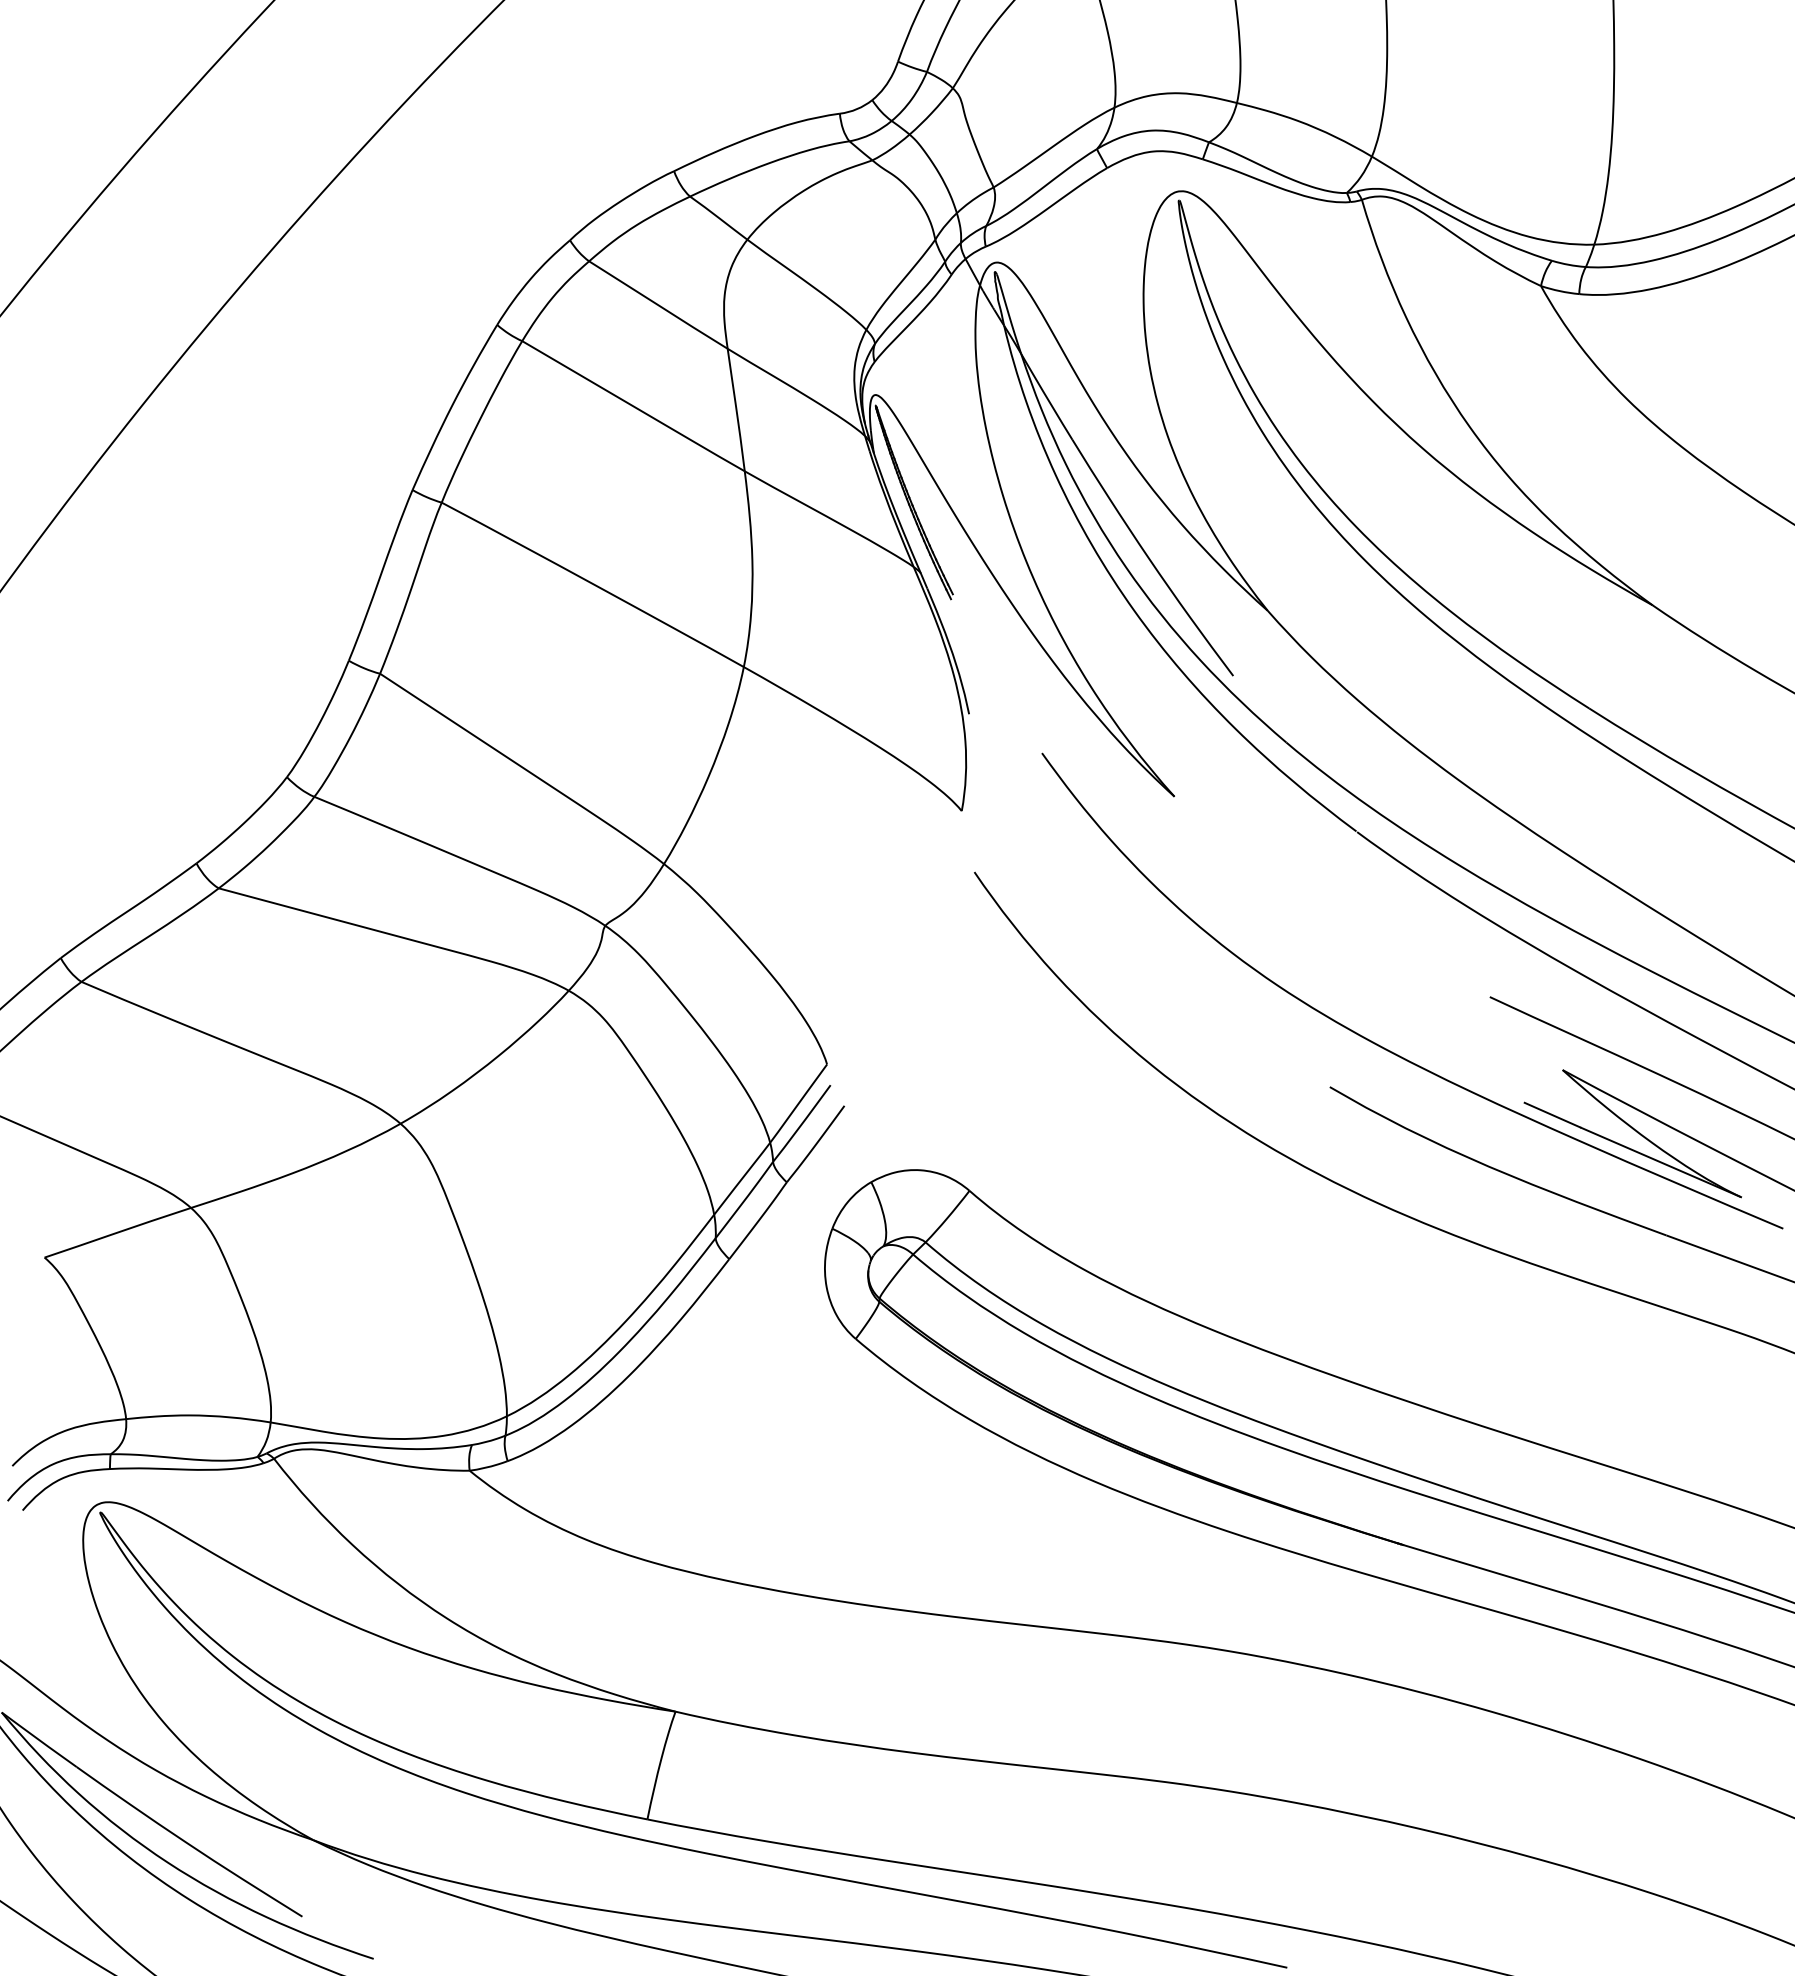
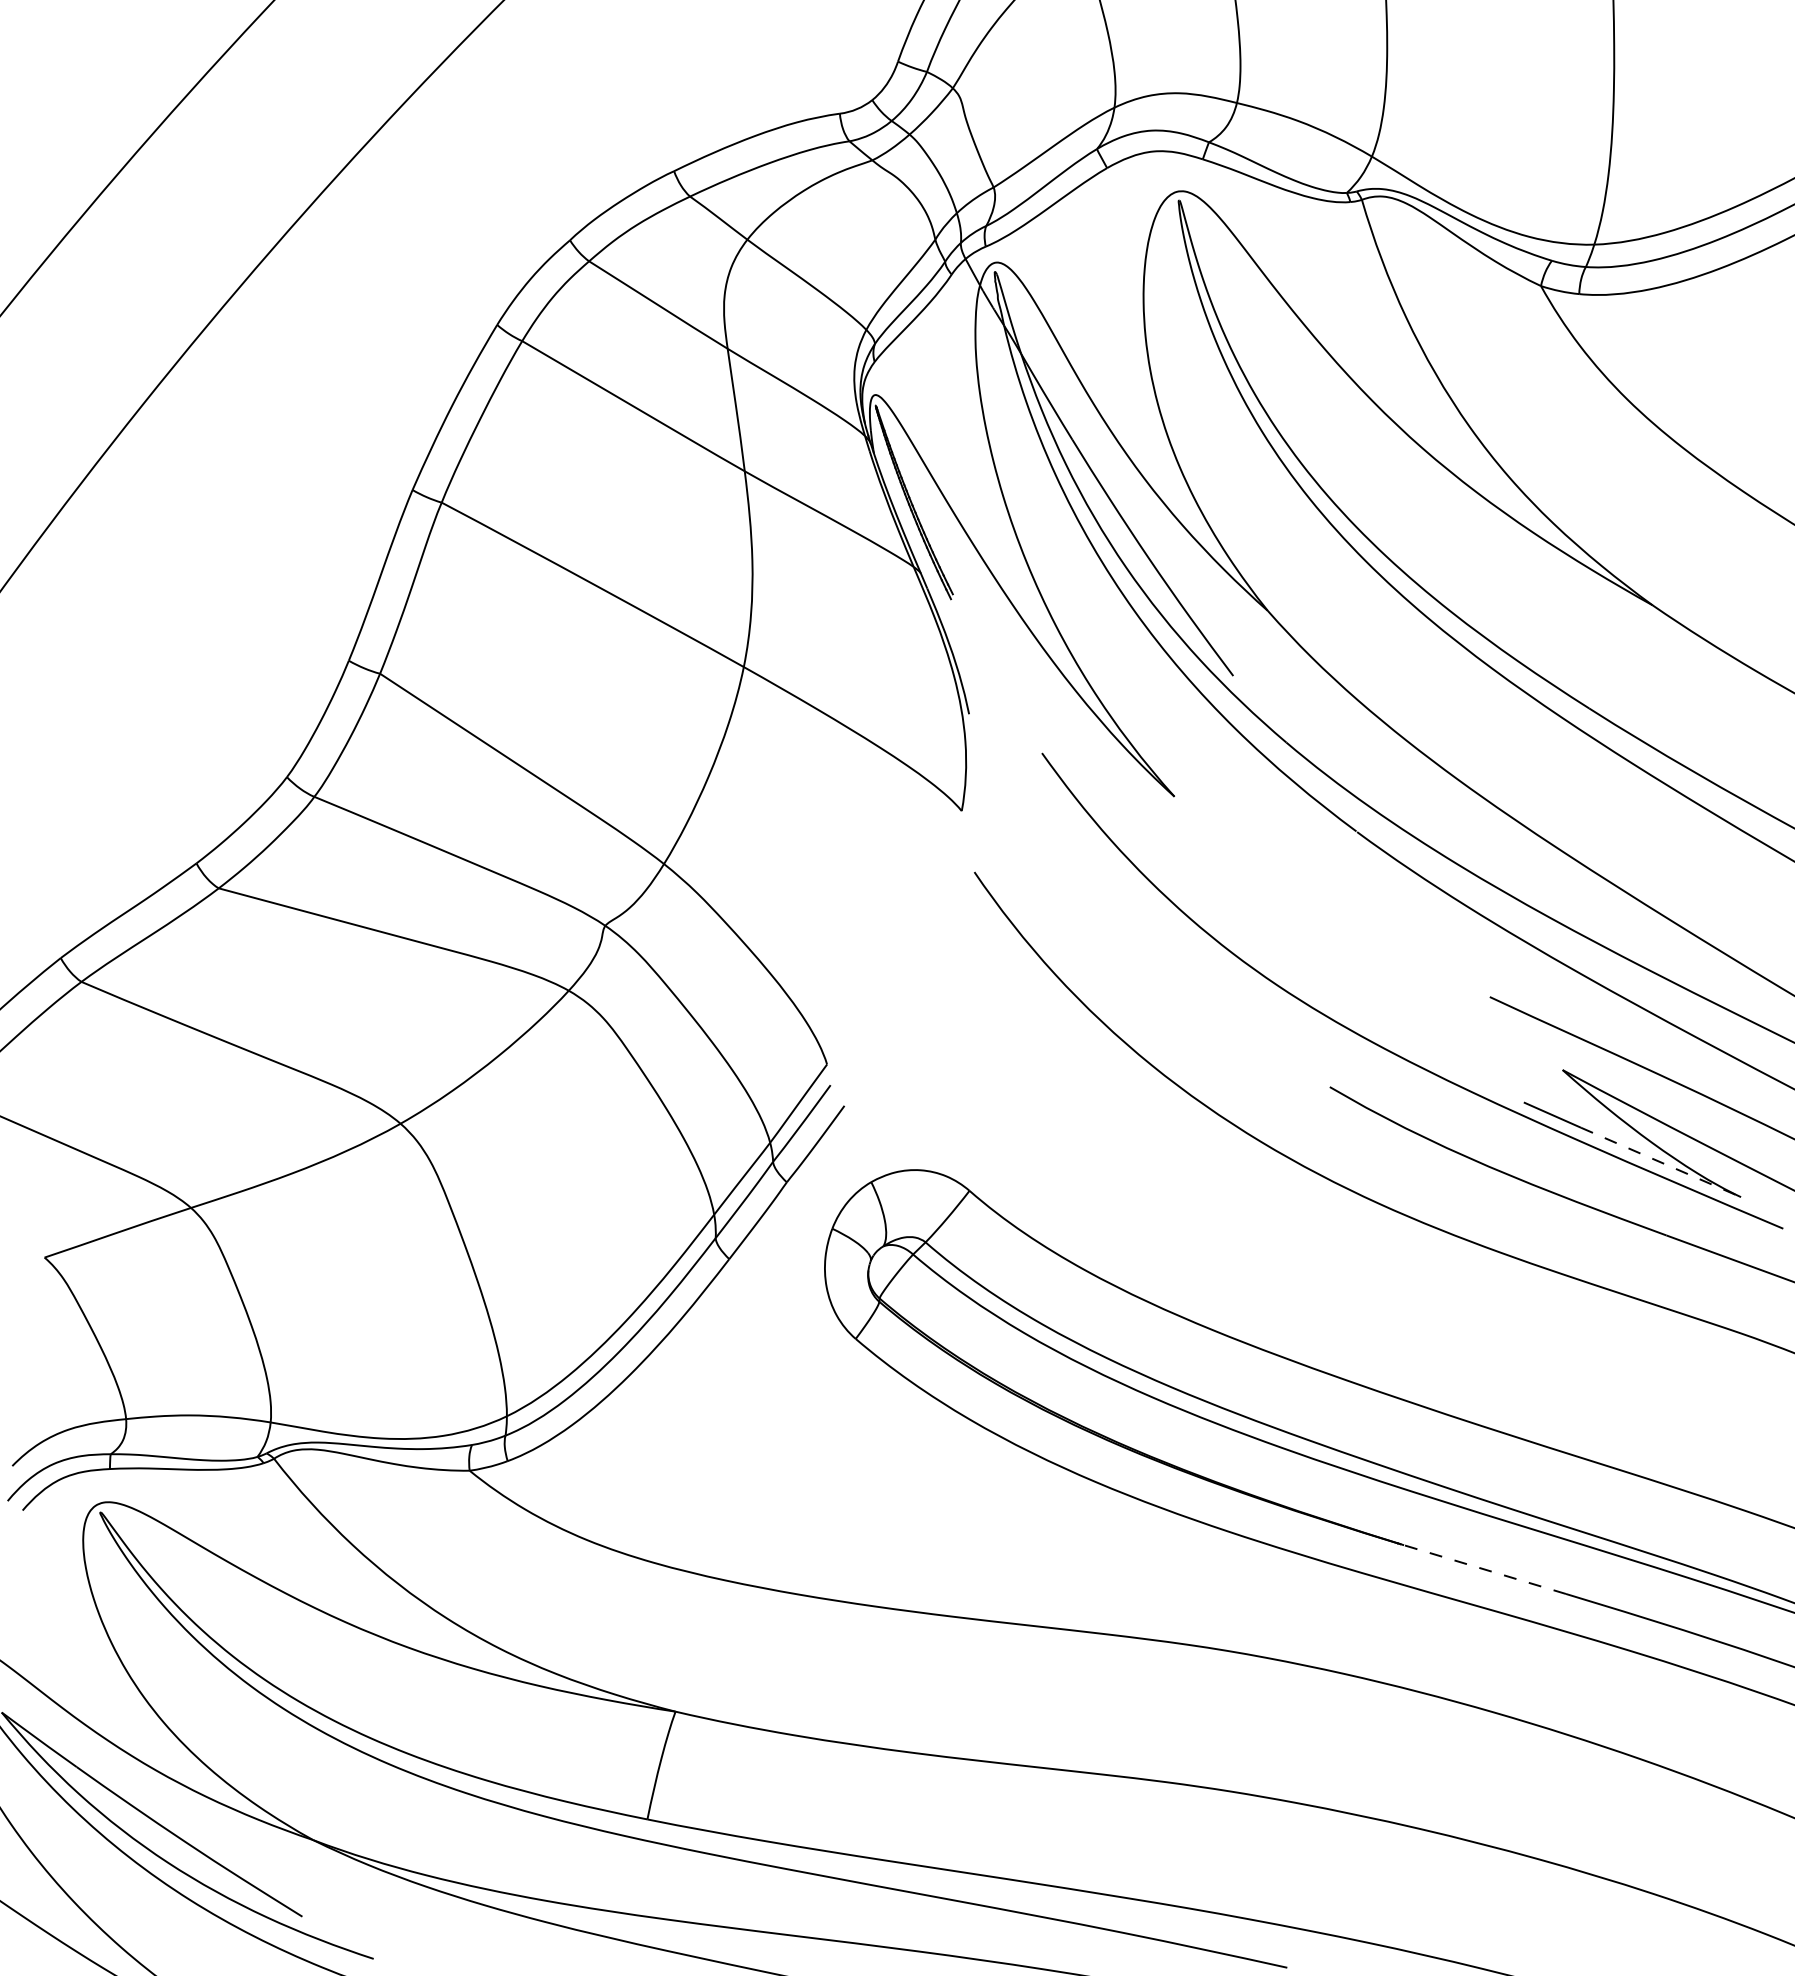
line: solid -> dashed (1661, 1162)
line: solid -> dashed (1482, 1568)
